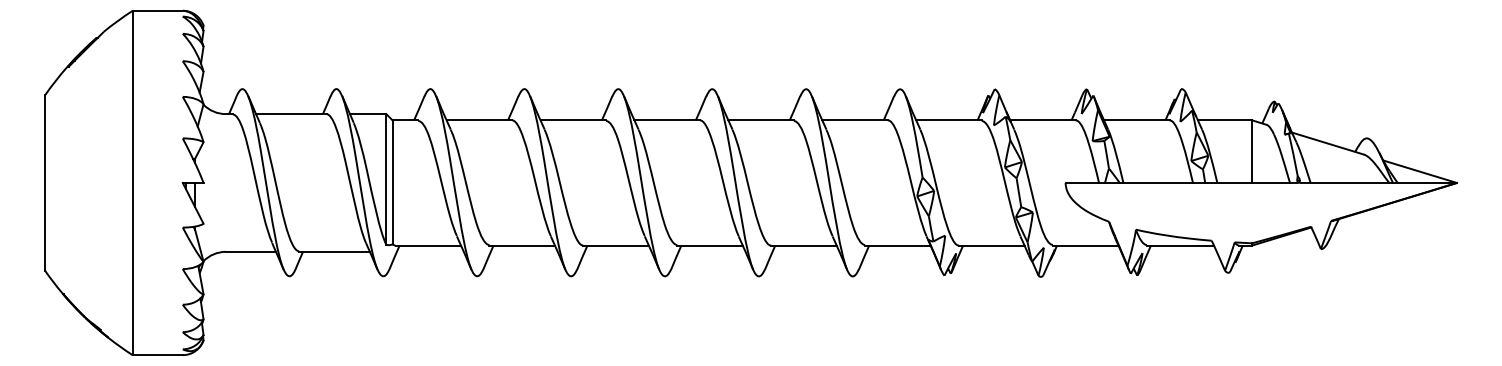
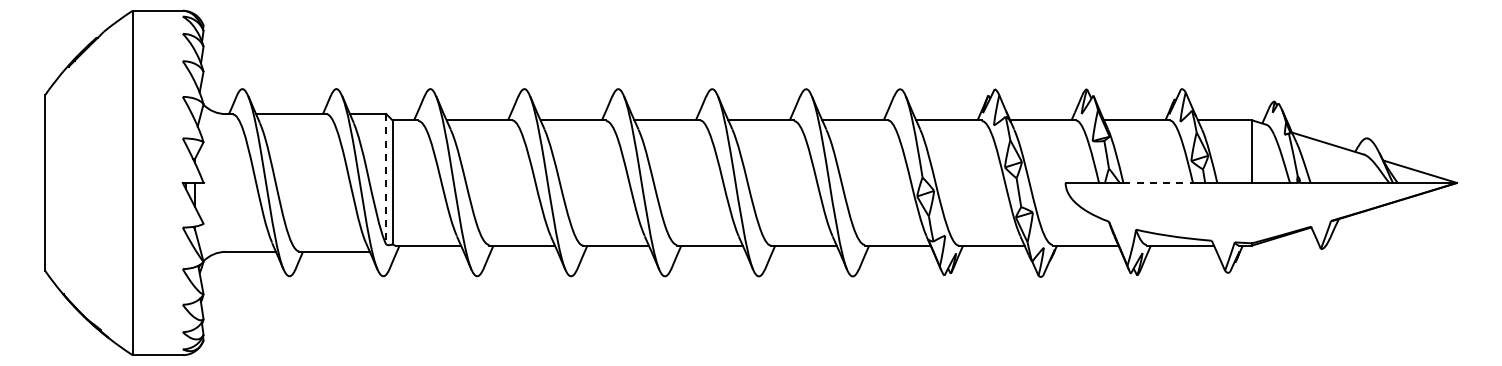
line: solid -> dashed (386, 179)
line: solid -> dashed (1158, 182)
